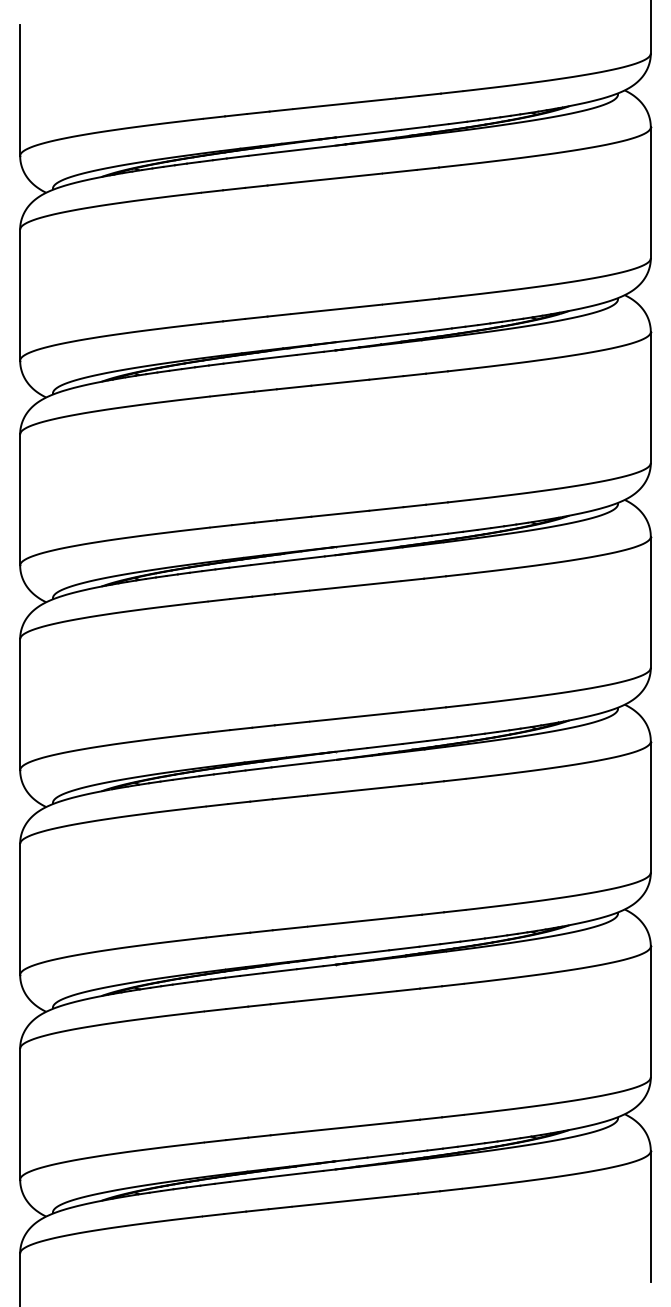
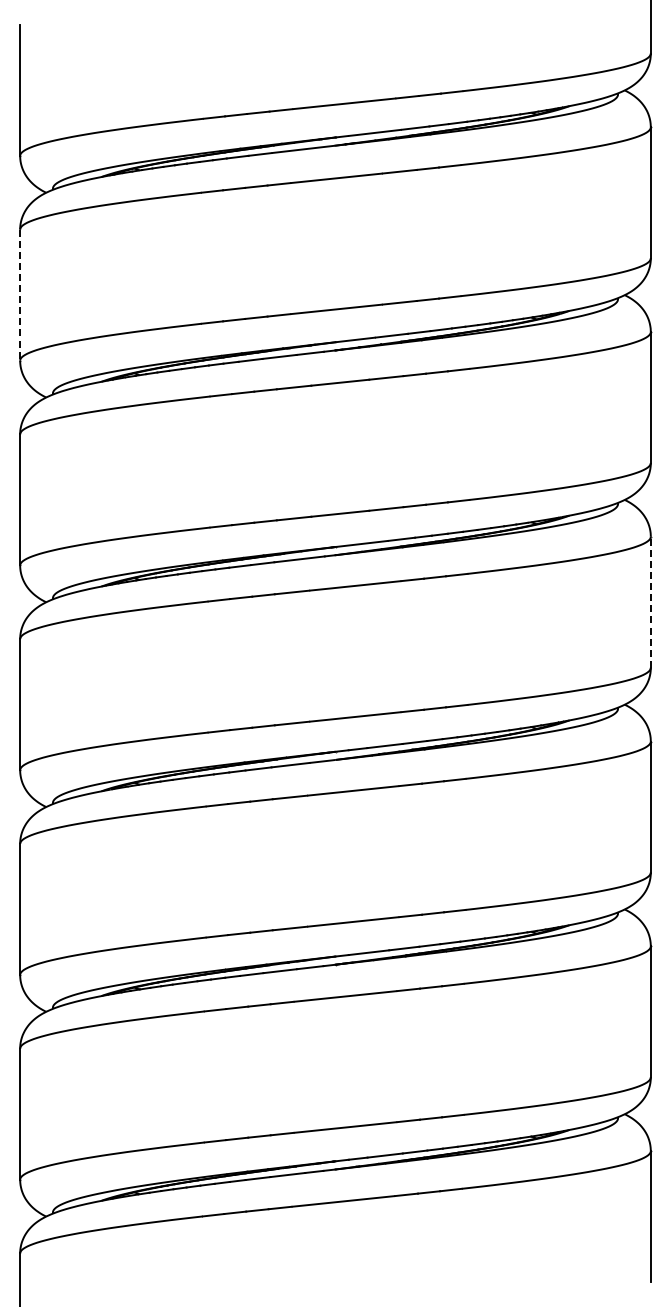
line: solid -> dashed (20, 295)
line: solid -> dashed (650, 602)
